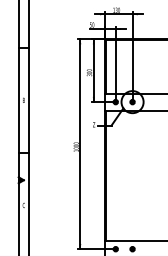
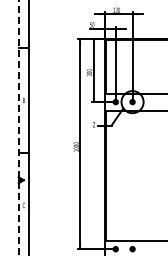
line: solid -> dashed (18, 127)
